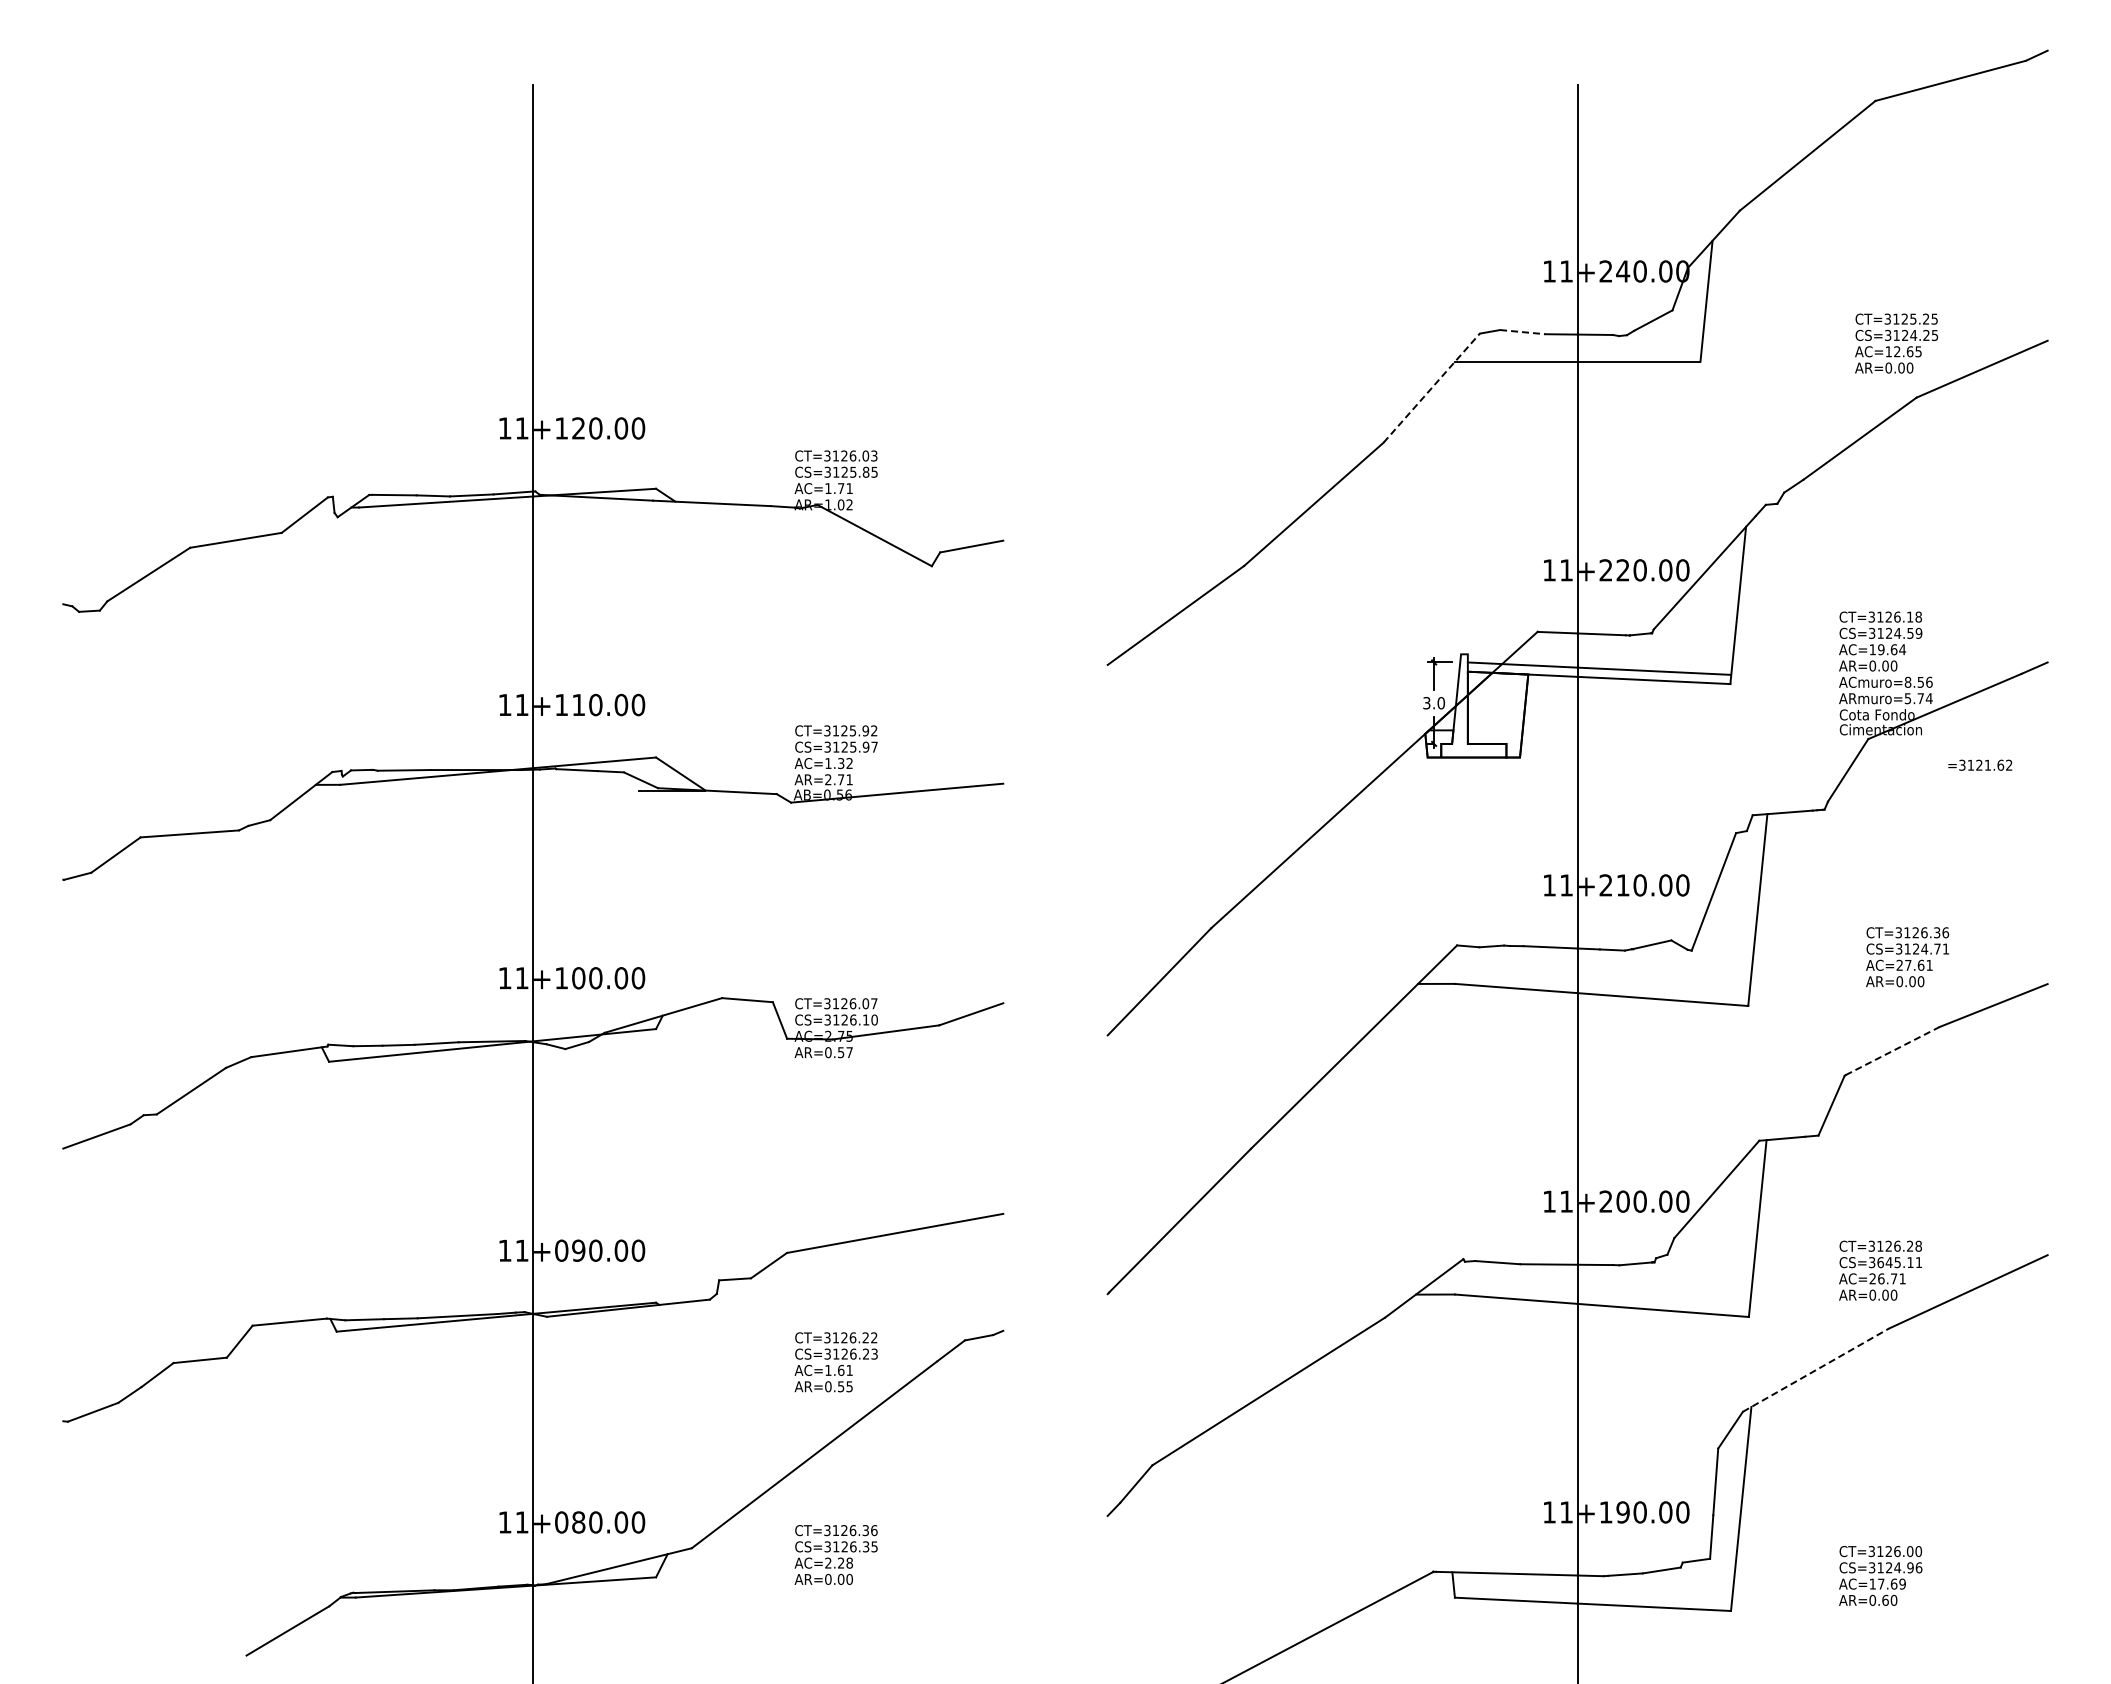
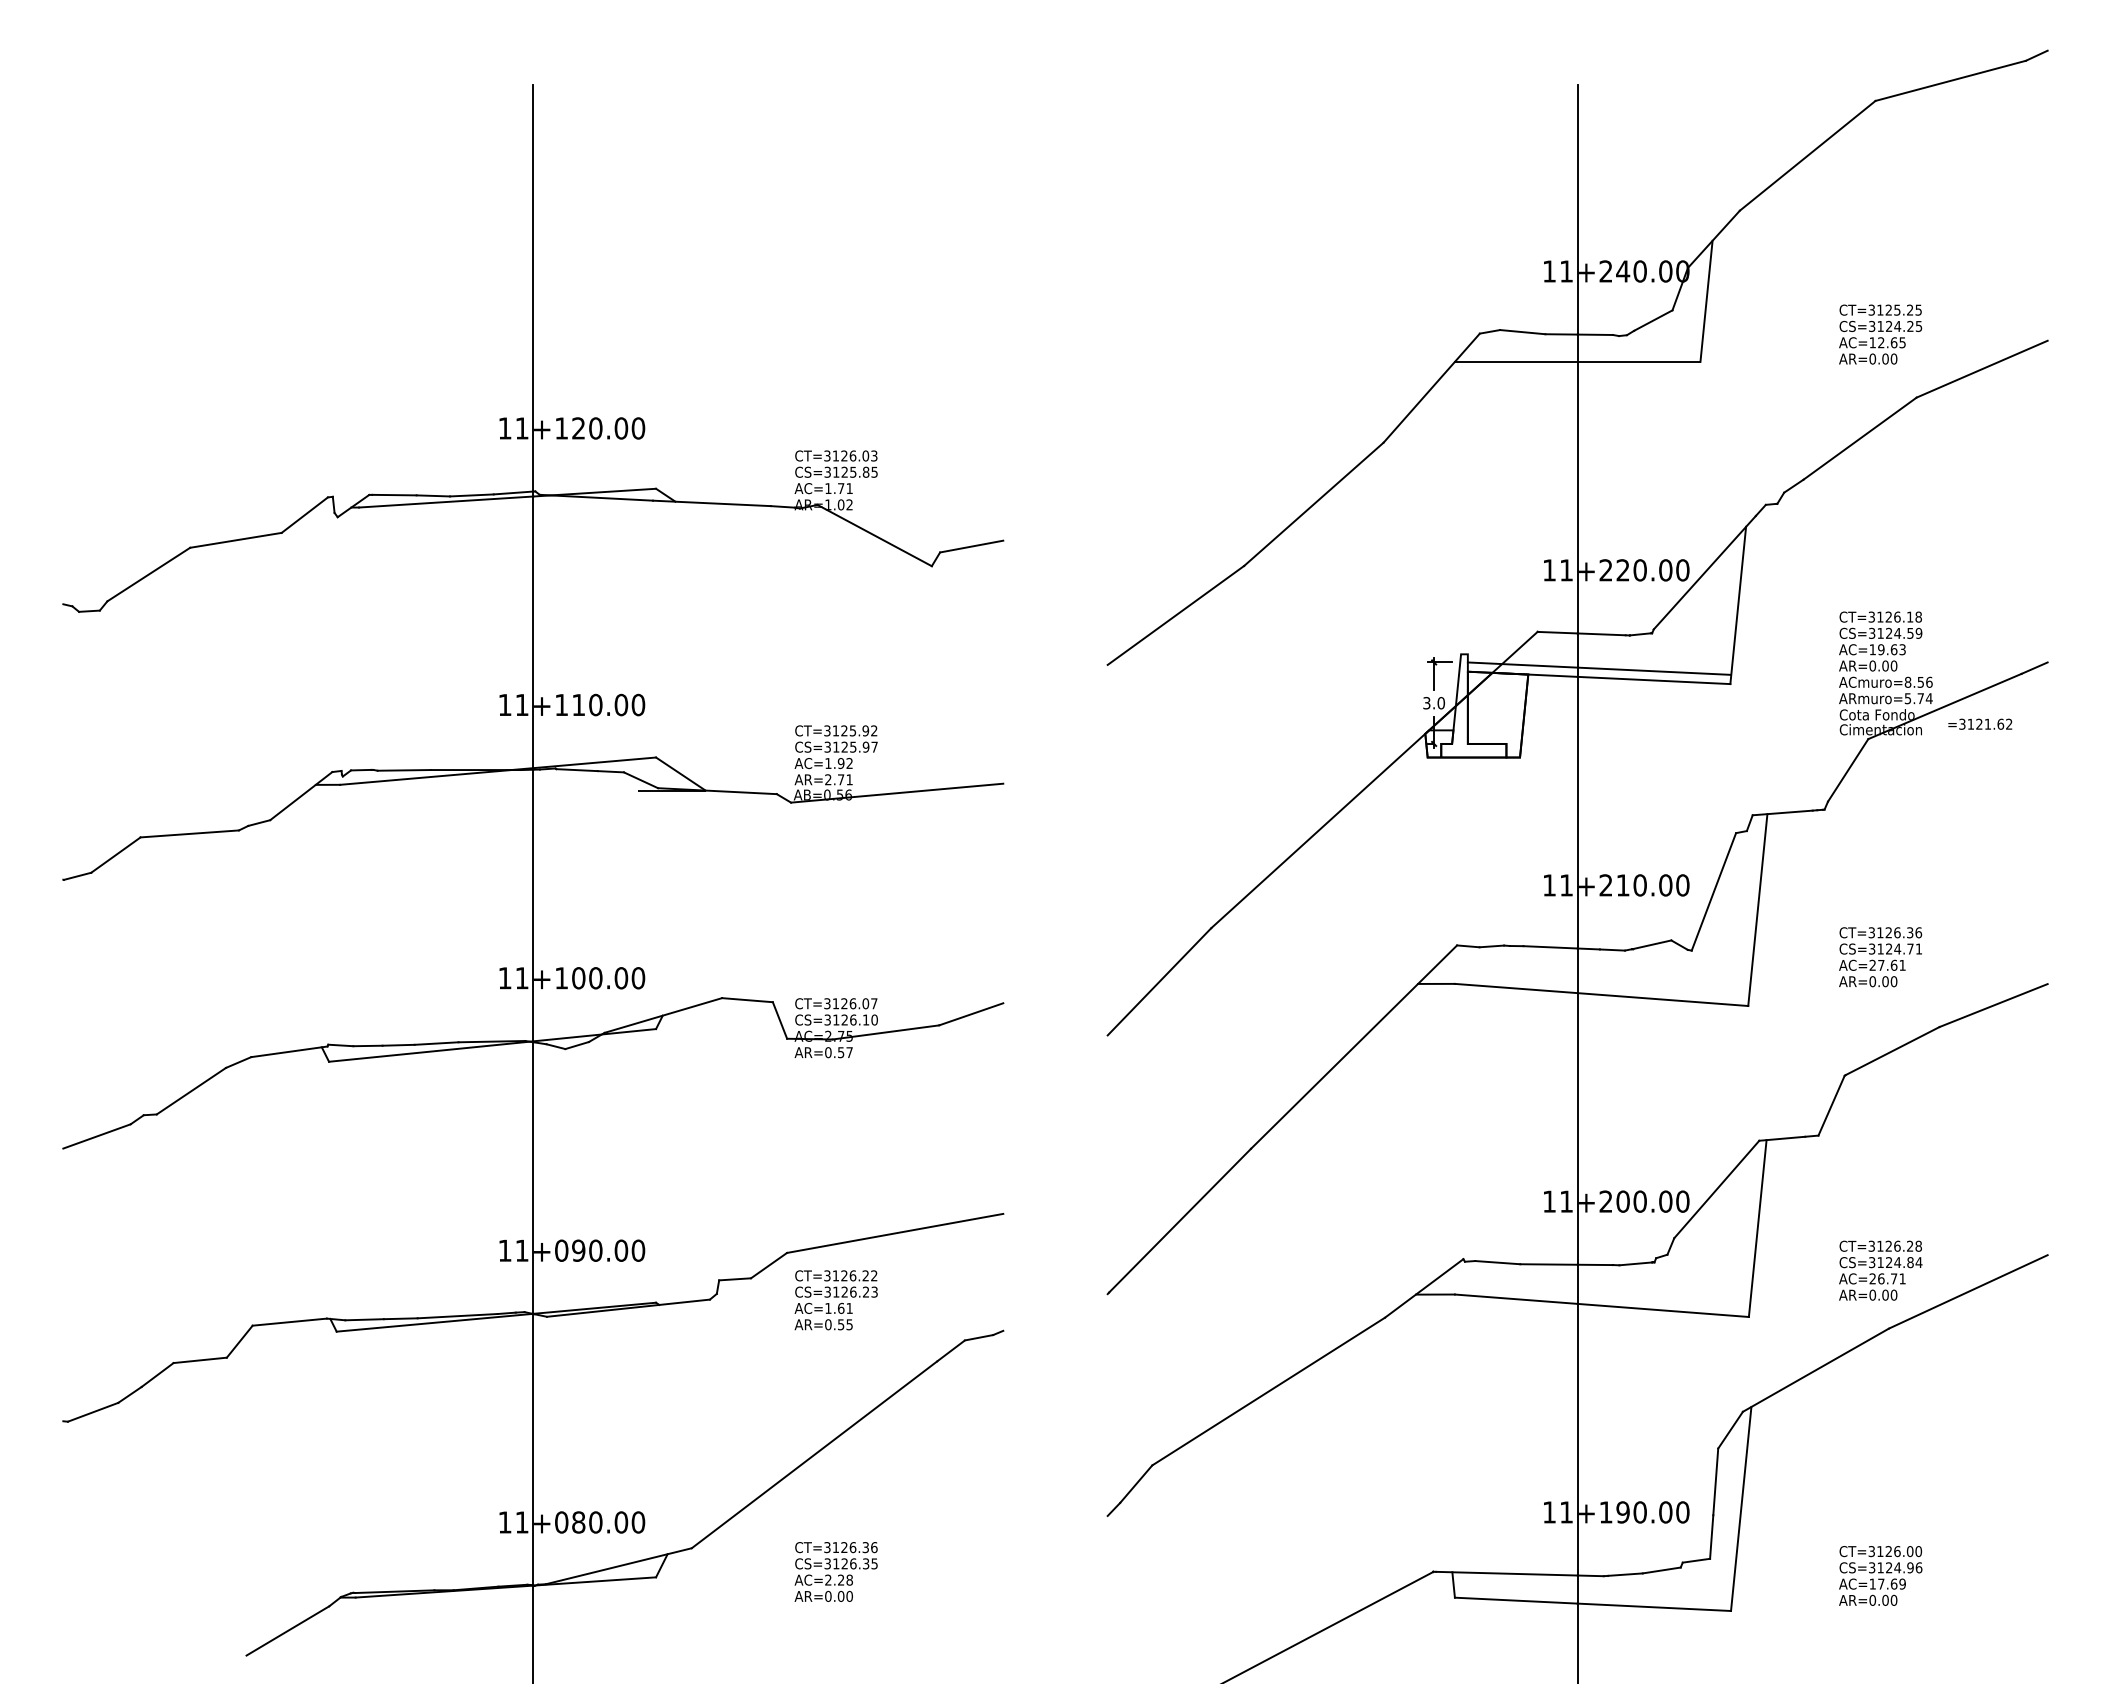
line: dashed -> solid (1522, 332)
text position: (1896, 343) -> (1880, 334) (1880, 334)
line: dashed -> solid (1431, 388)
text: AC=19.64 -> AC=19.63 (1902, 649)
text: AC=1.32 -> AC=1.92 (840, 763)
text position: (1980, 764) -> (1980, 723) (1980, 723)
text position: (1907, 957) -> (1880, 957) (1880, 957)
line: dashed -> solid (1892, 1051)
text: CS=3645.11 -> CS=3124.84 (1899, 1262)
text position: (835, 1362) -> (835, 1300) (835, 1300)
line: dashed -> solid (1816, 1369)
text position: (835, 1554) -> (835, 1571) (835, 1571)
text: AR=0.60 -> AR=0.00 (1885, 1599)
